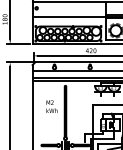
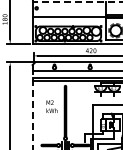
line: solid -> dashed (77, 2)
line: solid -> dashed (32, 109)
